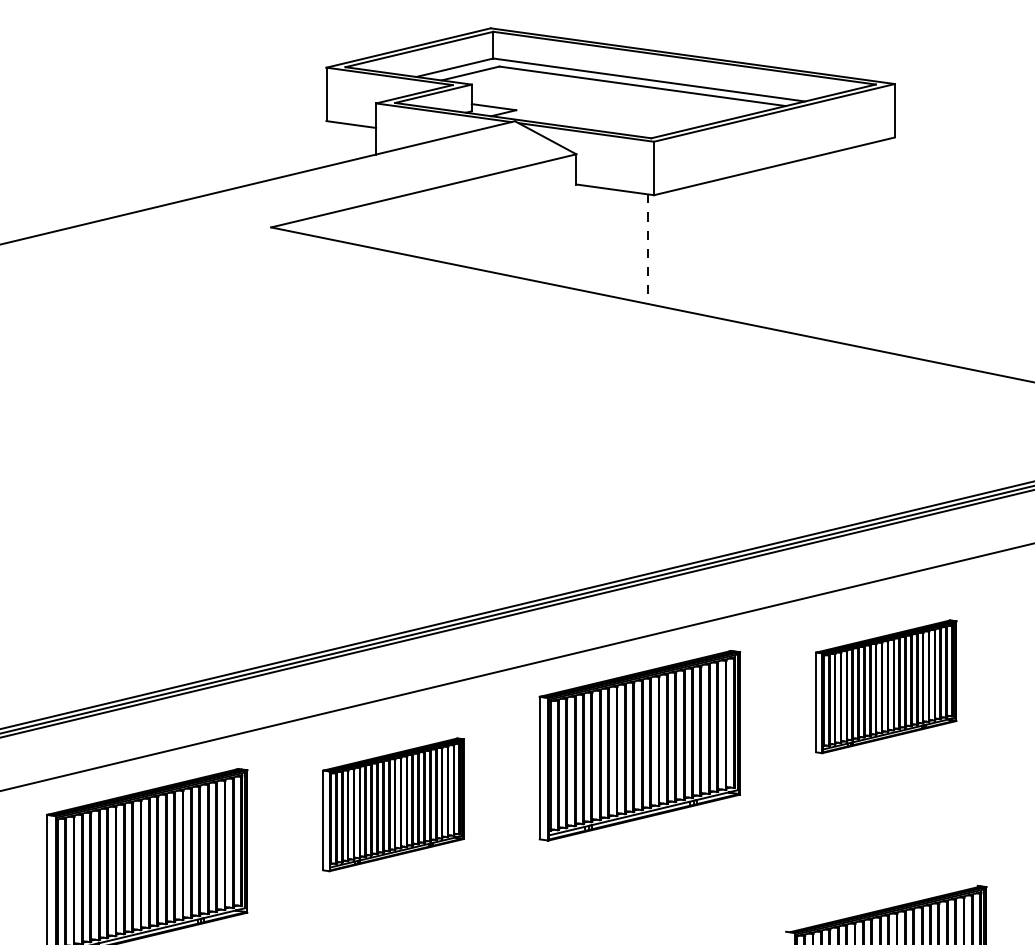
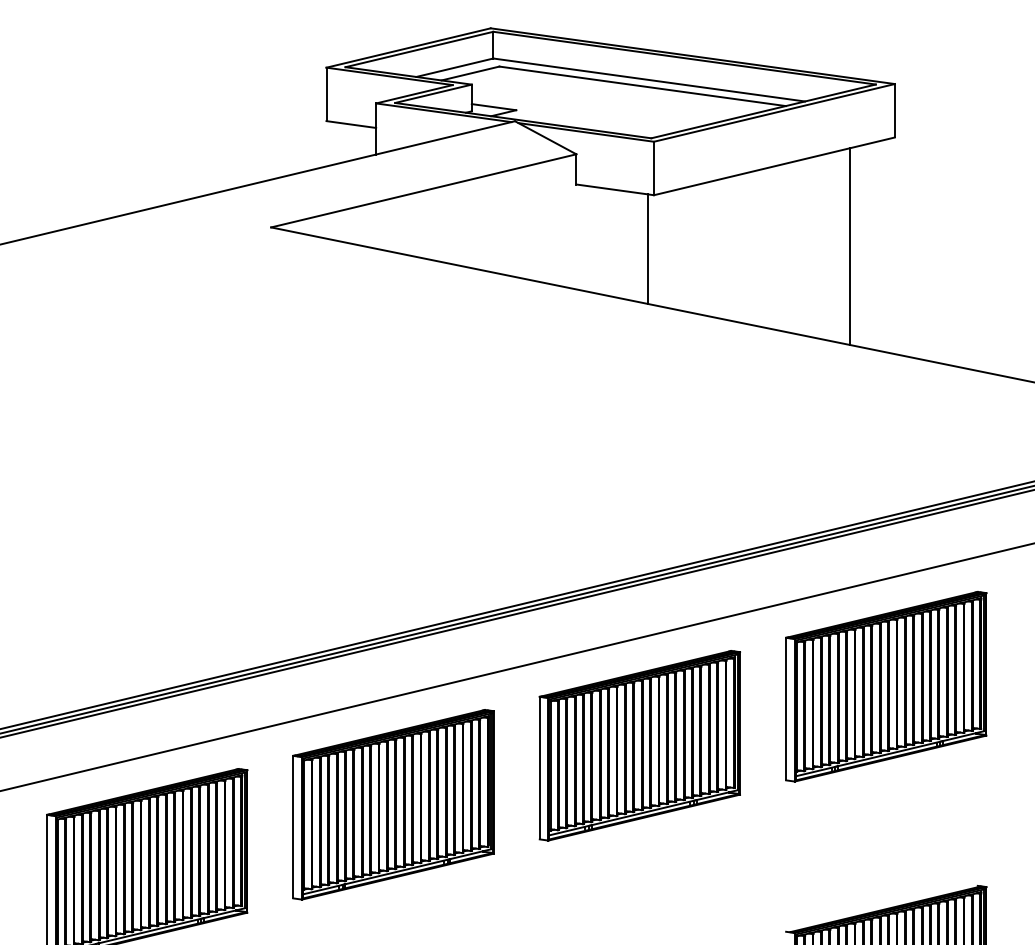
line: none -> present (850, 246)
line: dashed -> solid (647, 249)
part size: 143x136 px -> 203x192 px (886, 686)
part size: 143x136 px -> 203x192 px (393, 804)
